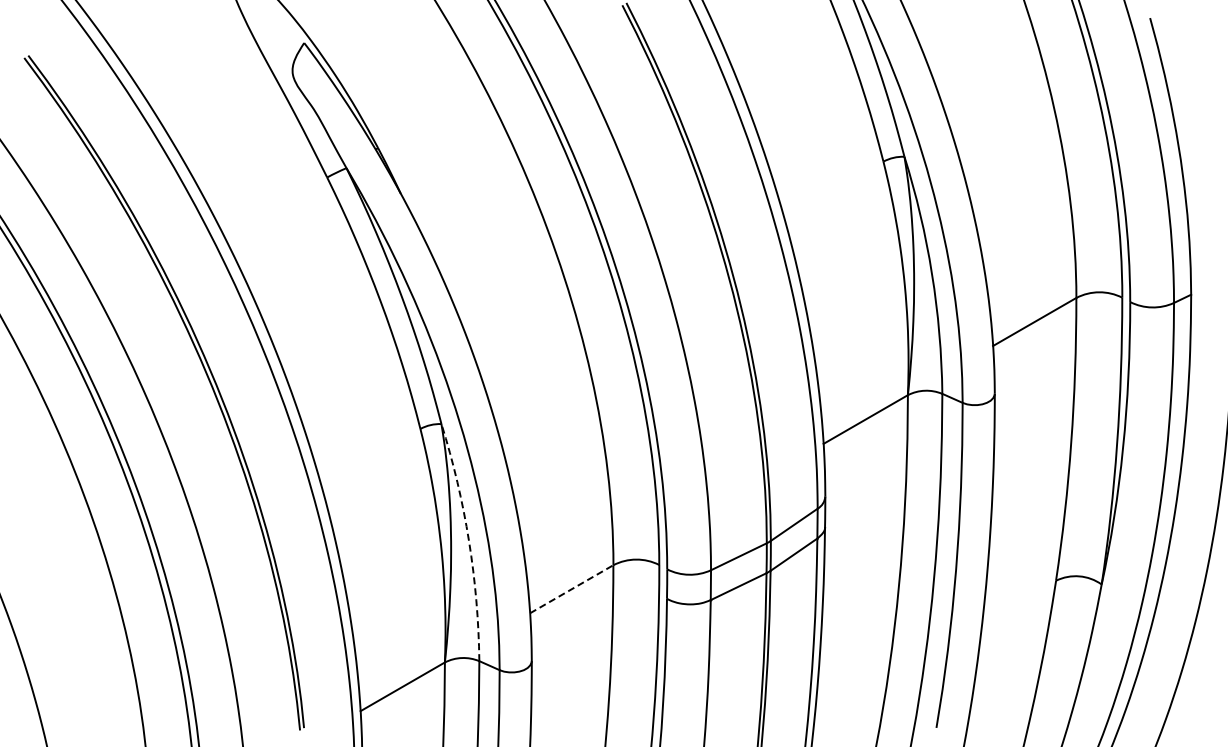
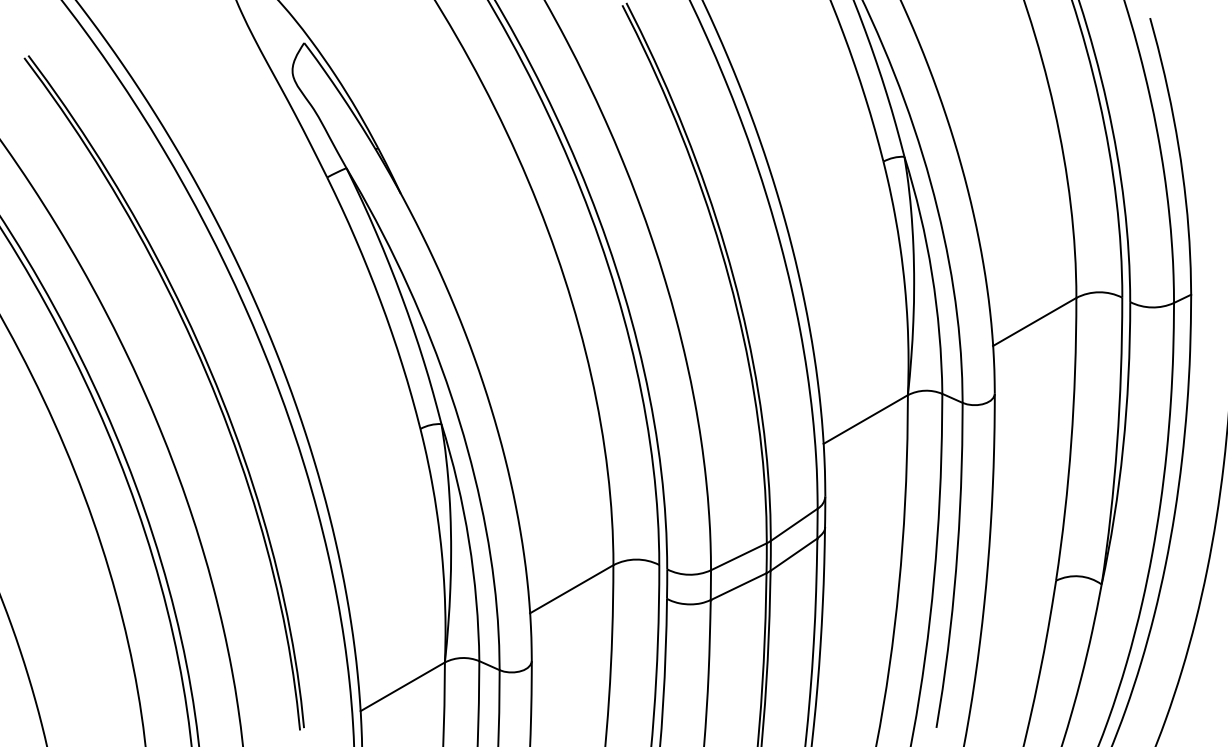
arc: dashed -> solid (469, 541)
line: dashed -> solid (572, 589)
